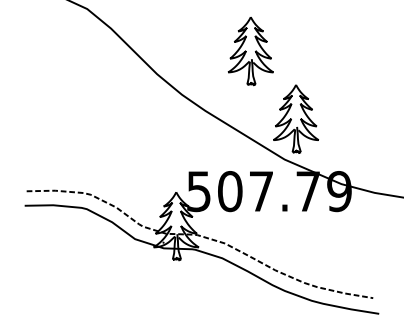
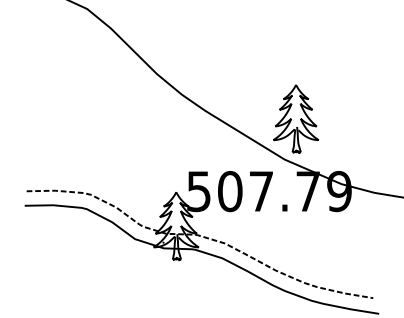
part: present -> none (250, 51)
